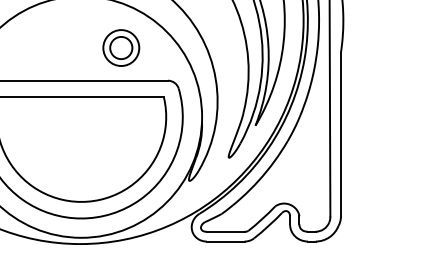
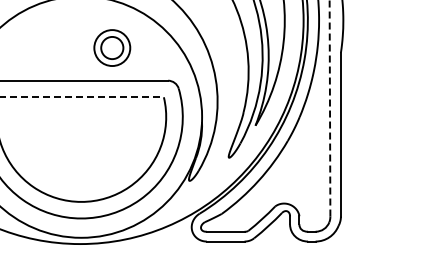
part position: (121, 47) -> (112, 47) (112, 47)
line: solid -> dashed (82, 97)
line: solid -> dashed (330, 108)
